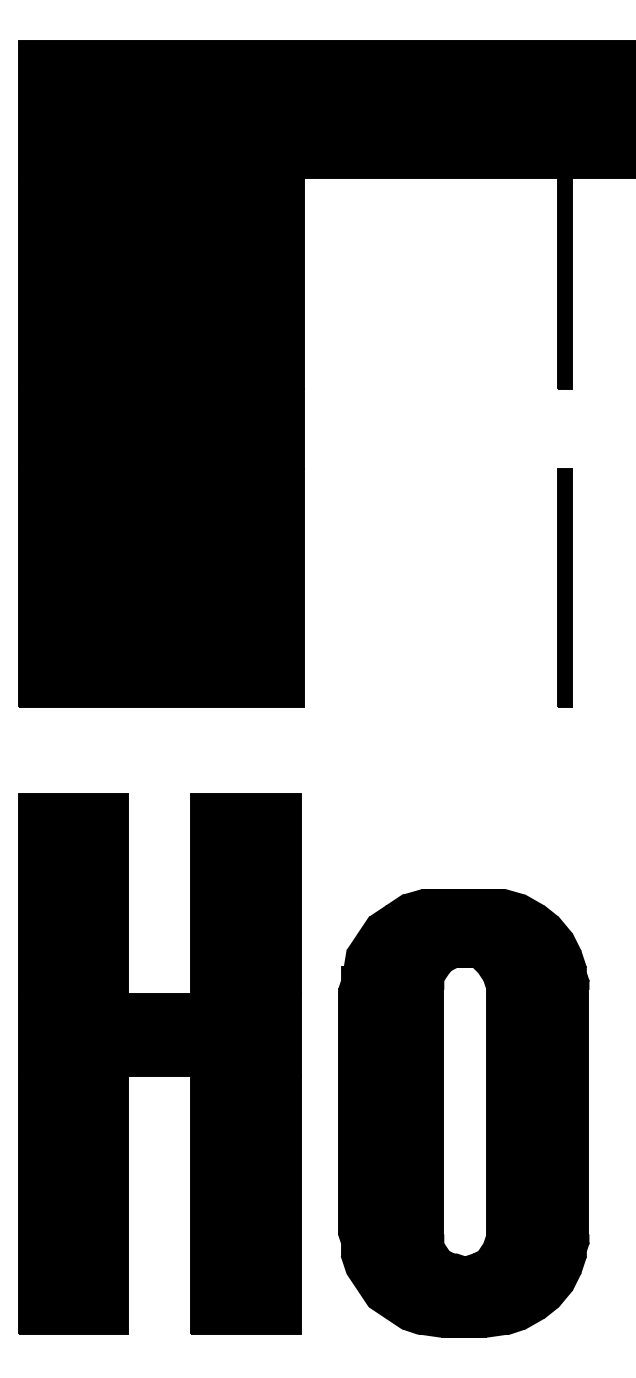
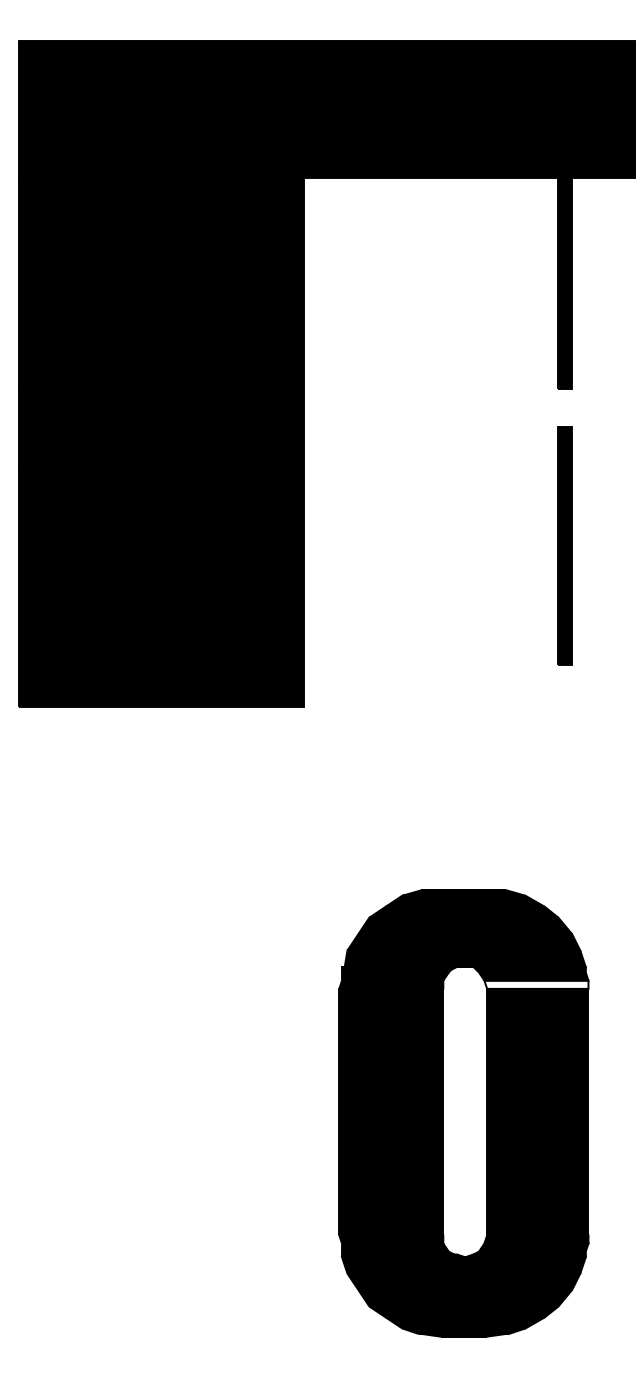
part position: (564, 587) -> (564, 545) (564, 545)
fill: present -> none (536, 984)
part: present -> none (159, 1063)
